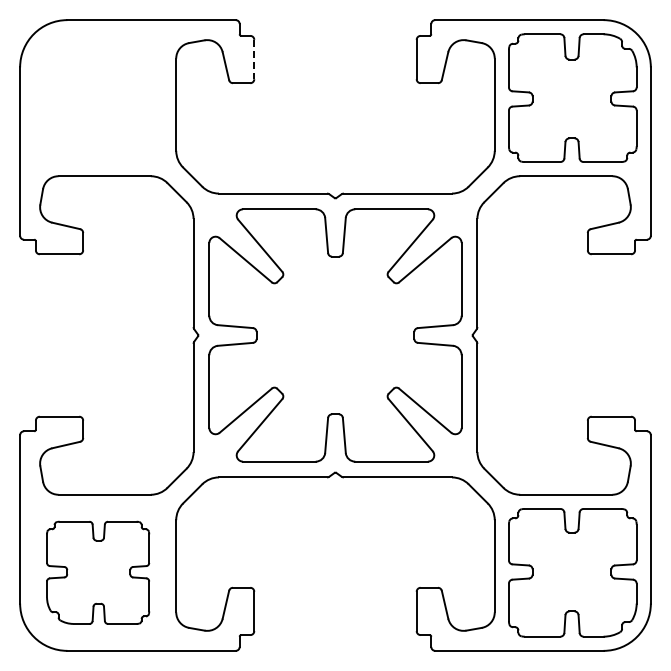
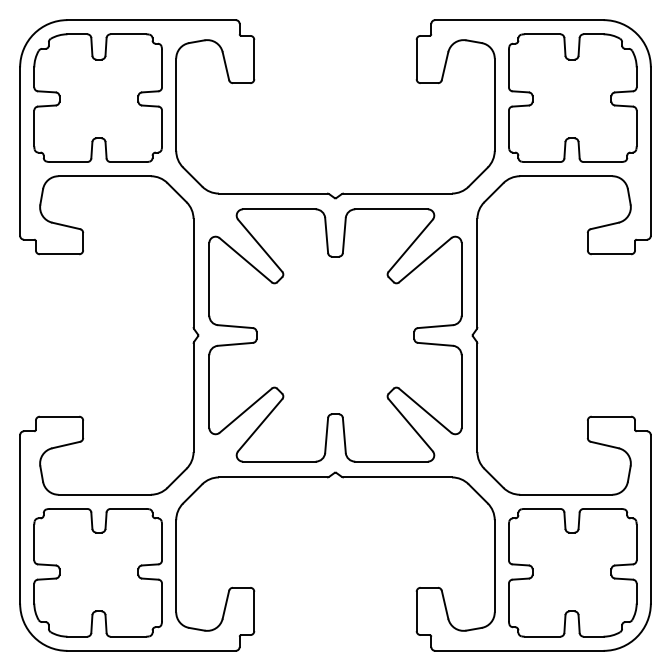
line: dashed -> solid (254, 59)
part: none -> present (97, 97)
part size: 105x105 px -> 130x130 px (97, 572)
